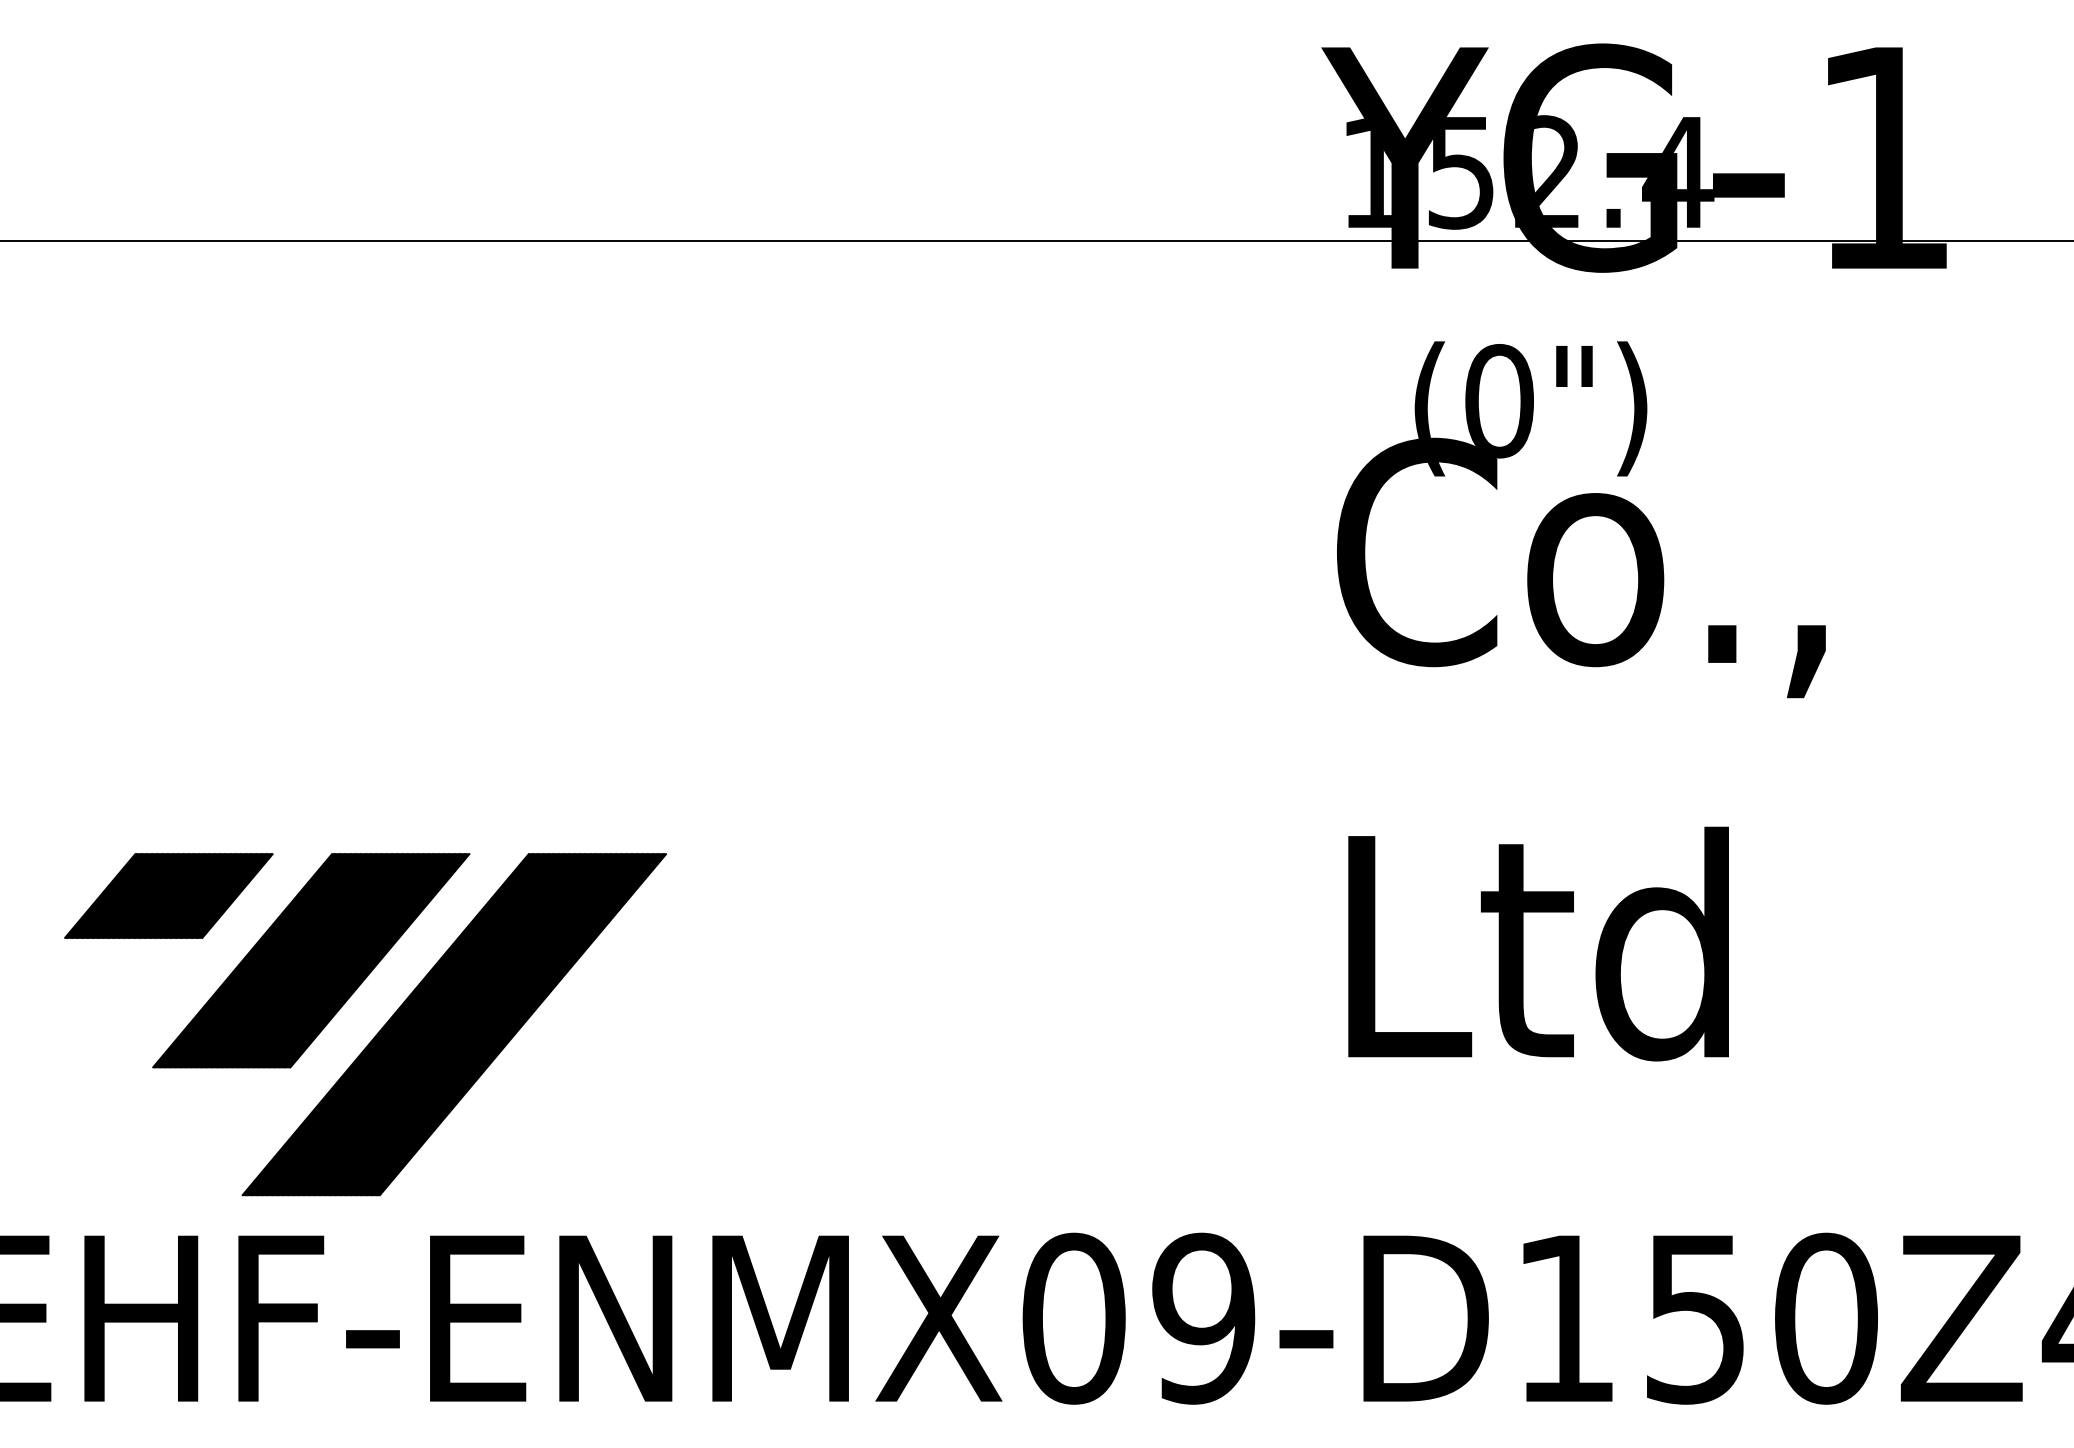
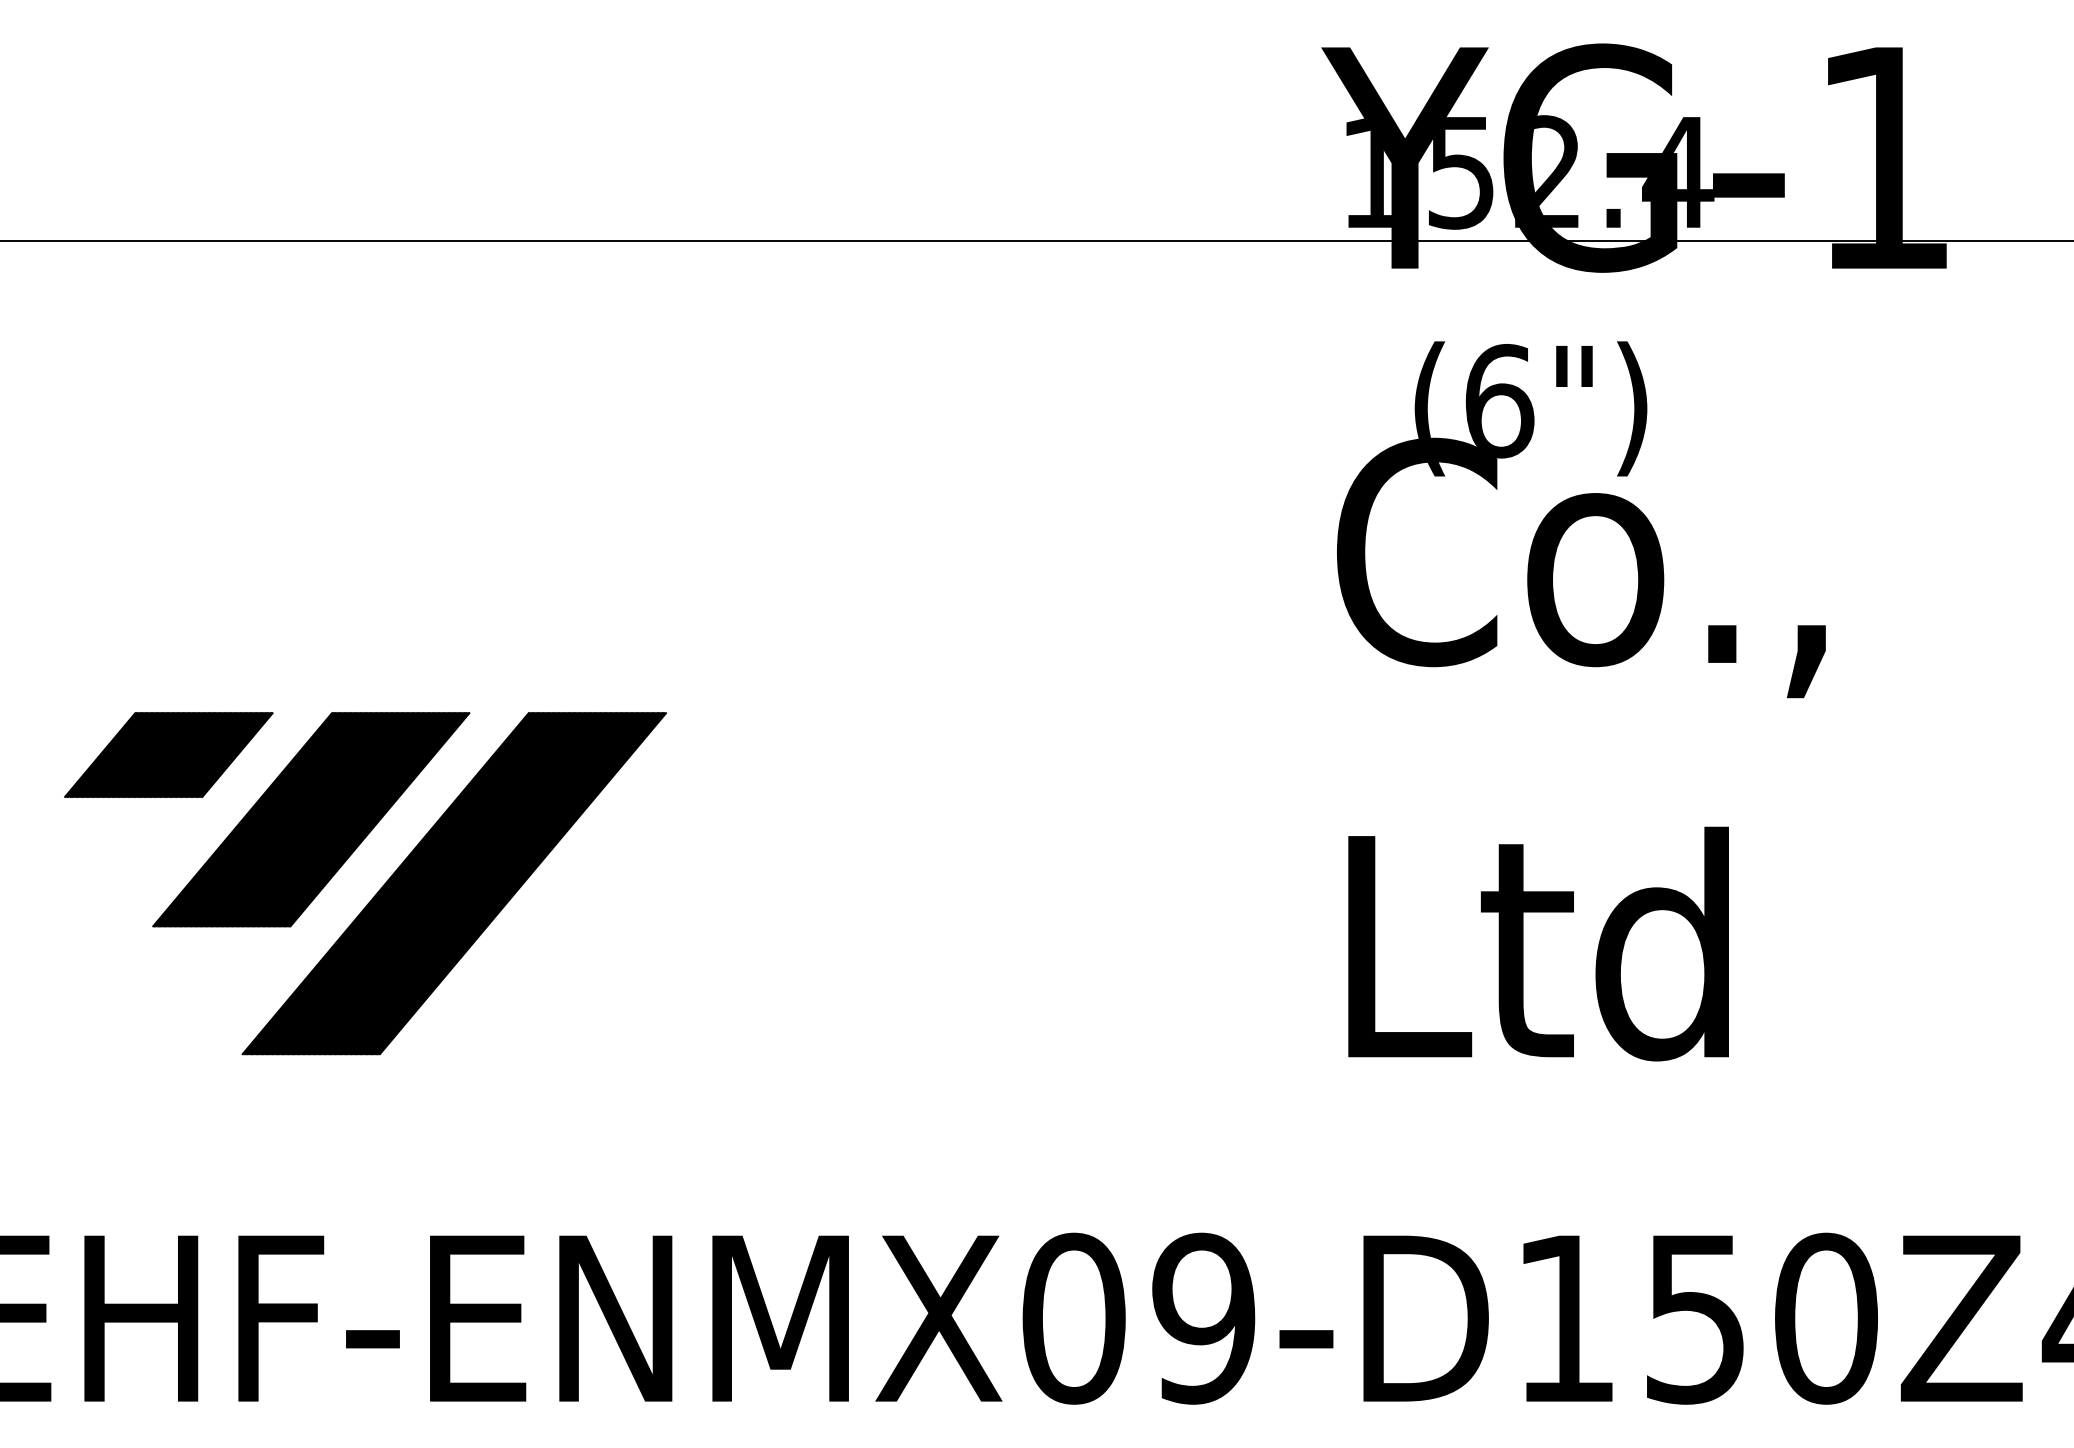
text: (0") -> (6") (1499, 401)
part position: (377, 1032) -> (377, 891) (377, 891)
